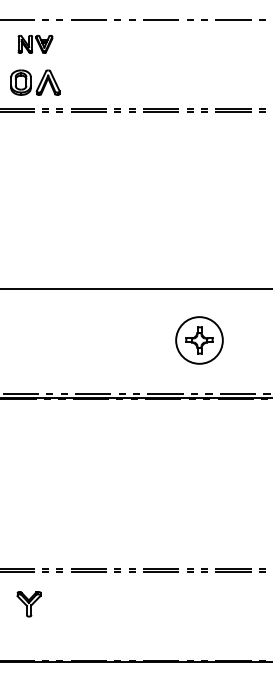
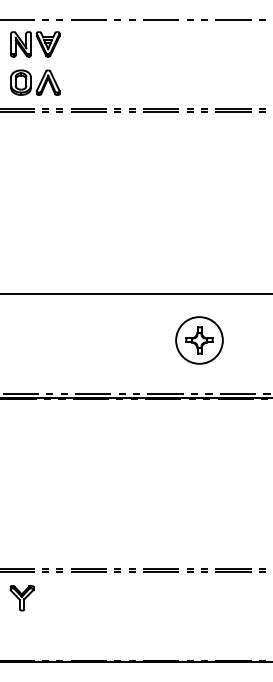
part size: 37x19 px -> 51x27 px (35, 44)
line position: (135, 288) -> (135, 293) (135, 293)
part position: (28, 604) -> (21, 598) (21, 598)
